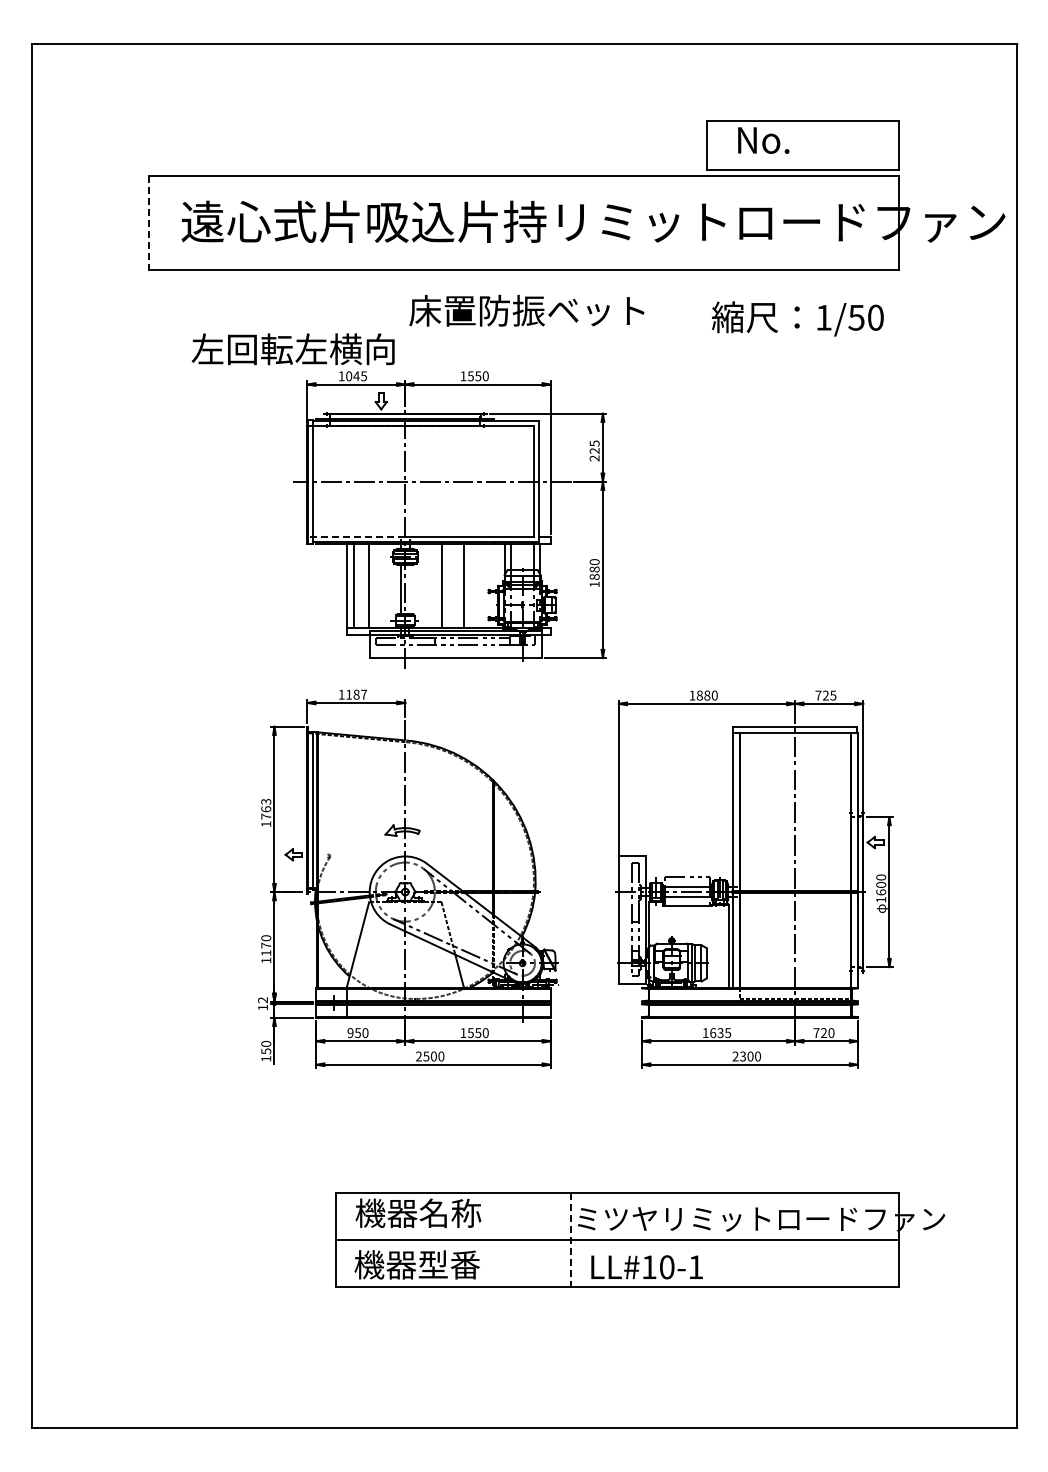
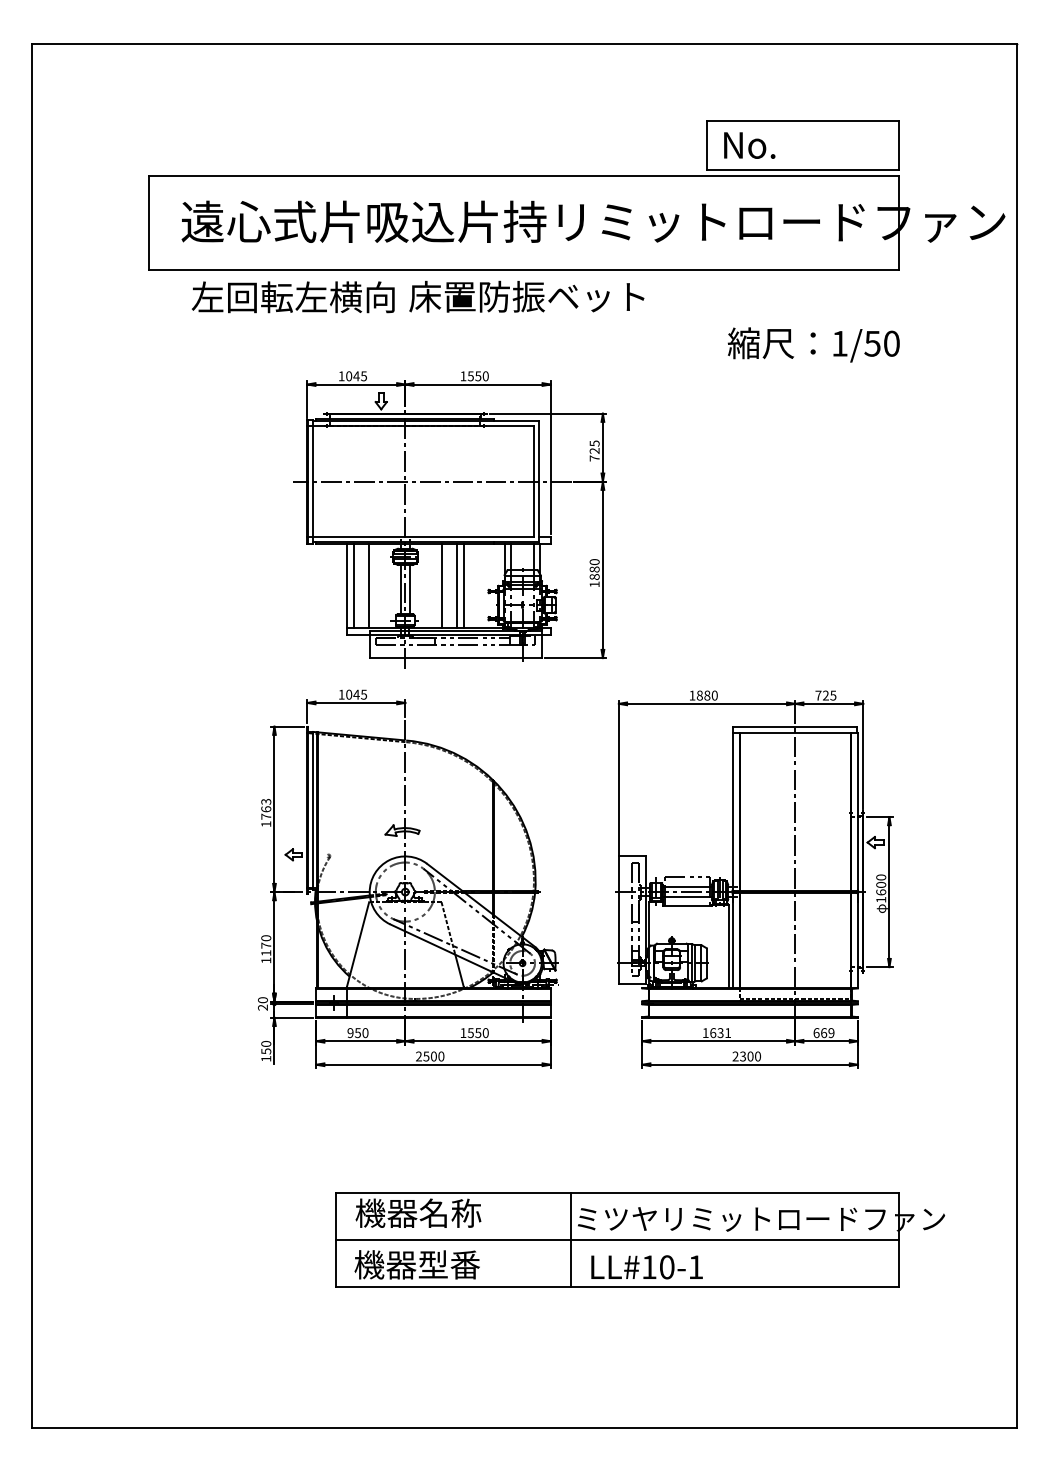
text position: (763, 140) -> (749, 145) (749, 145)
line: dashed -> solid (148, 222)
text position: (526, 310) -> (526, 296) (526, 296)
text position: (797, 318) -> (813, 344) (813, 344)
text position: (292, 349) -> (292, 297) (292, 297)
text: 225 -> 725 (594, 458)
line: dashed -> solid (355, 537)
line: none -> present (456, 585)
line: none -> present (410, 589)
text: 1187 -> 1045 (356, 694)
text: 12 -> 20 (262, 1003)
text: 1635 -> 1631 (728, 1033)
text: 720 -> 669 (823, 1033)
line: dashed -> solid (570, 1240)
